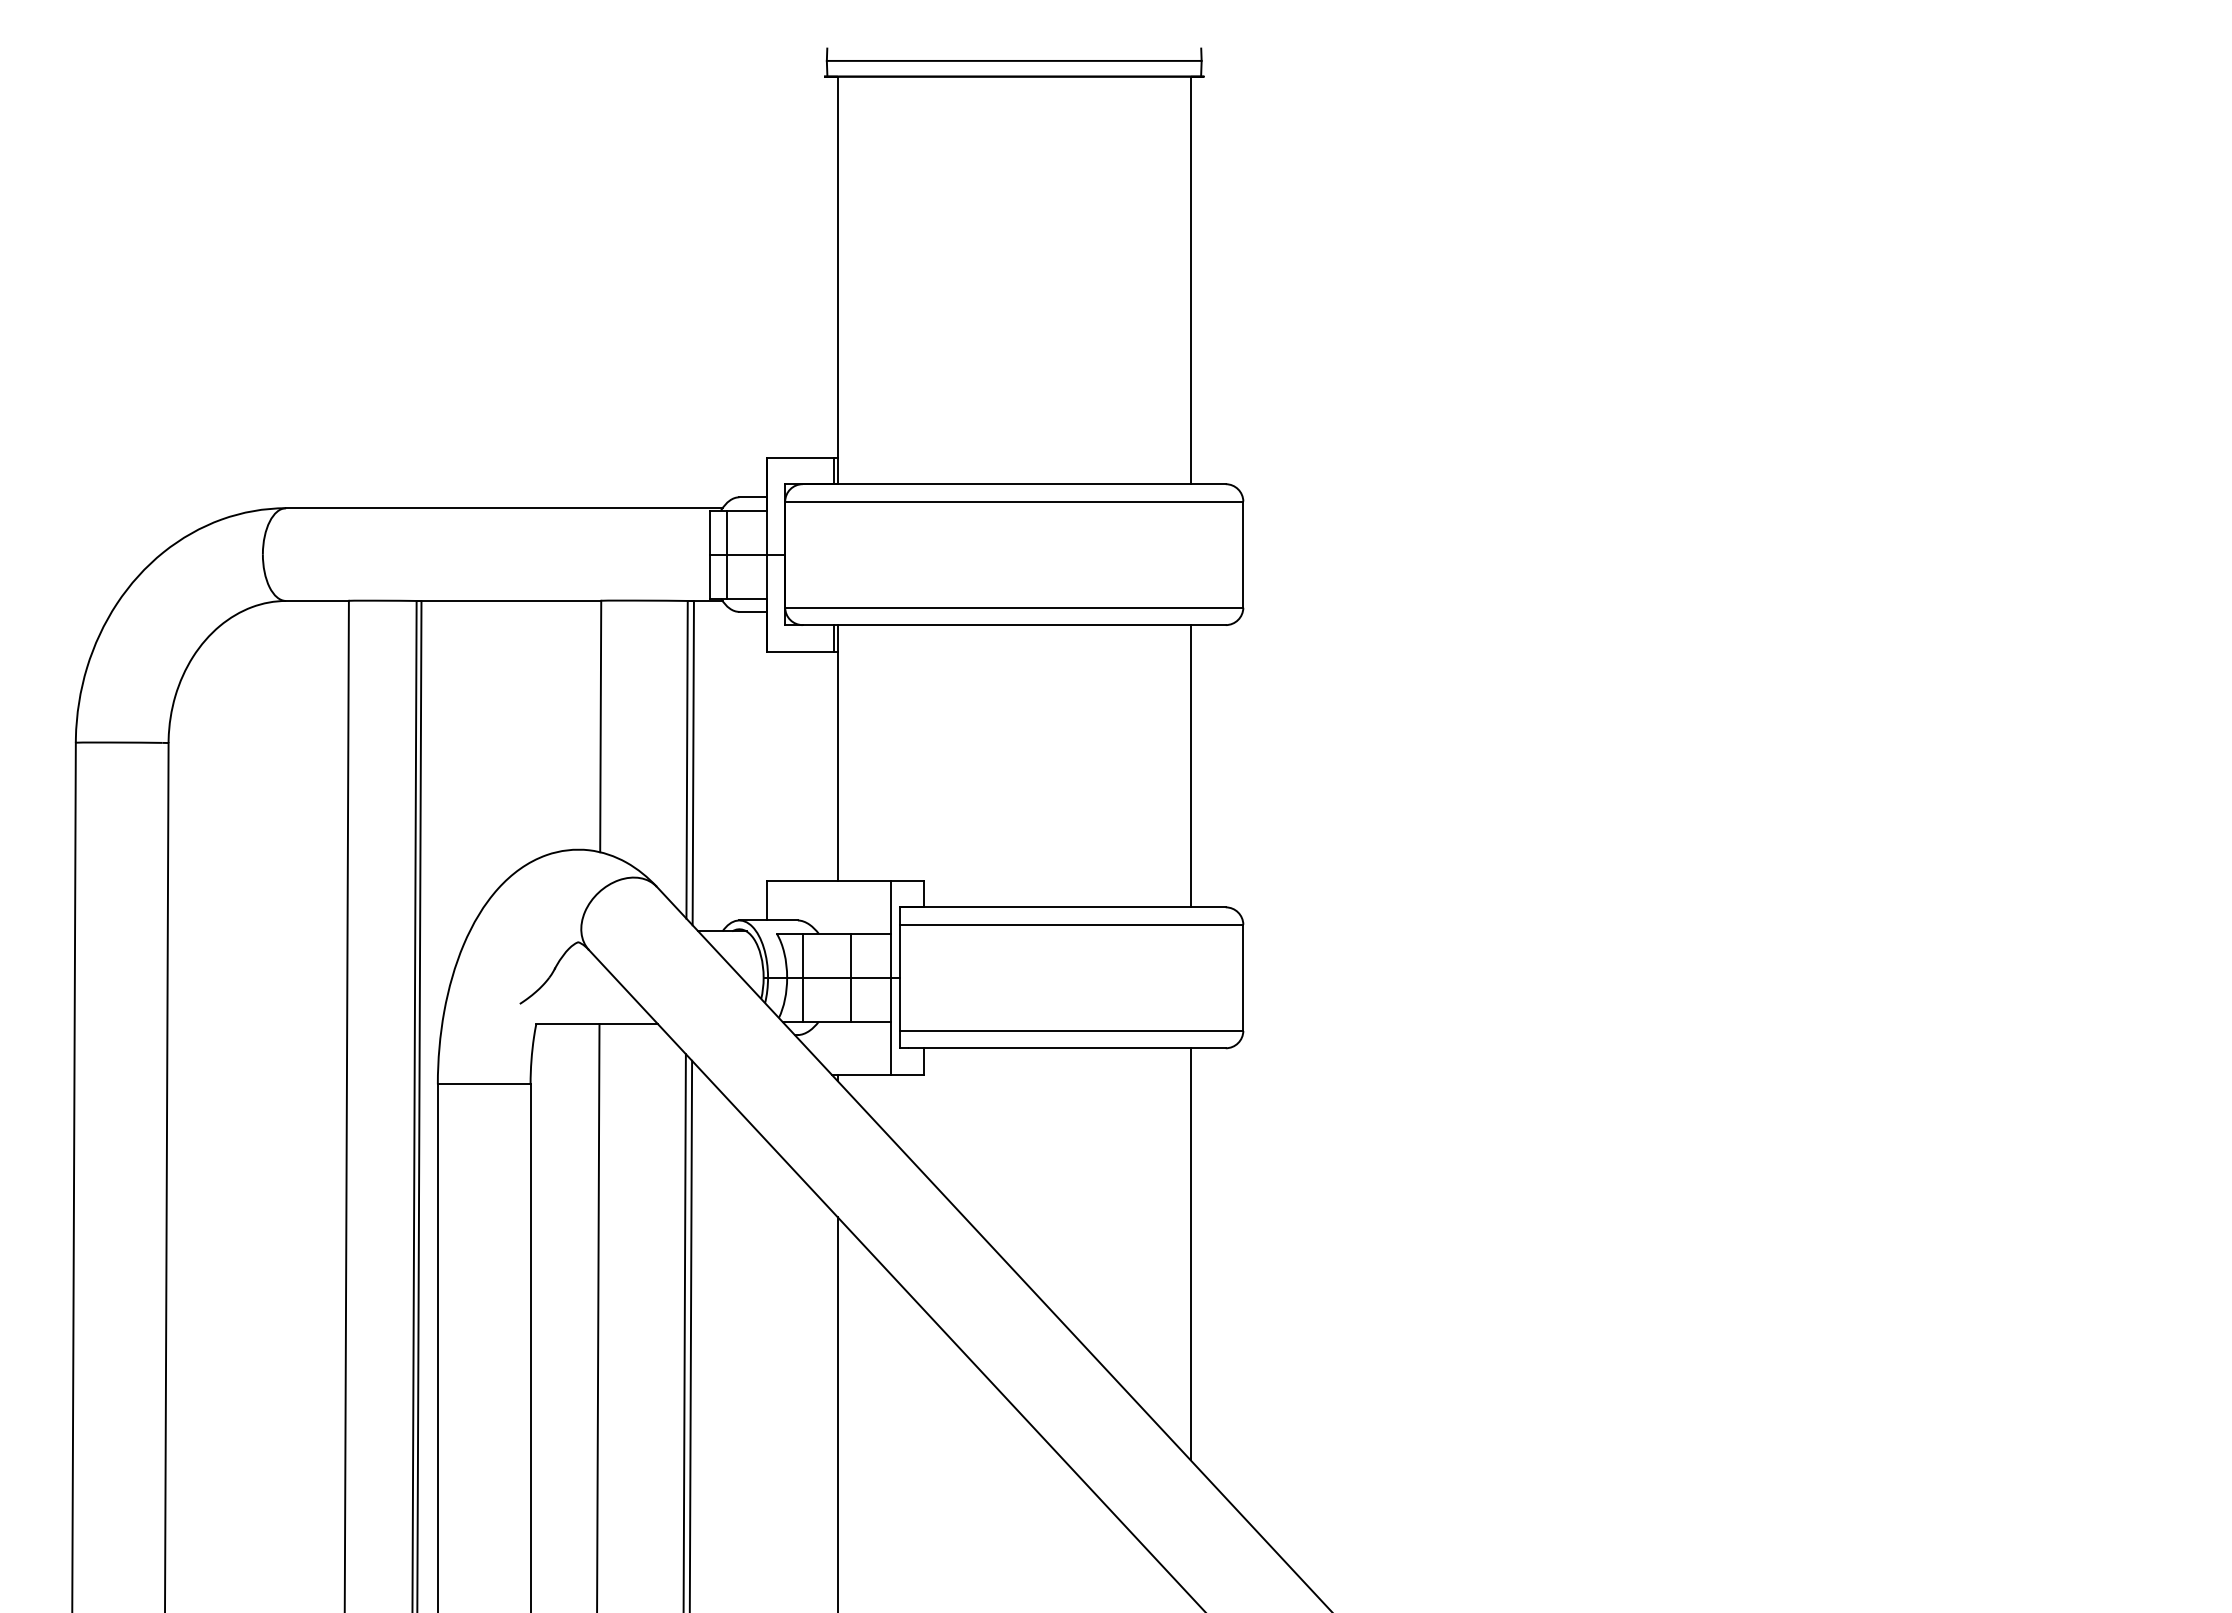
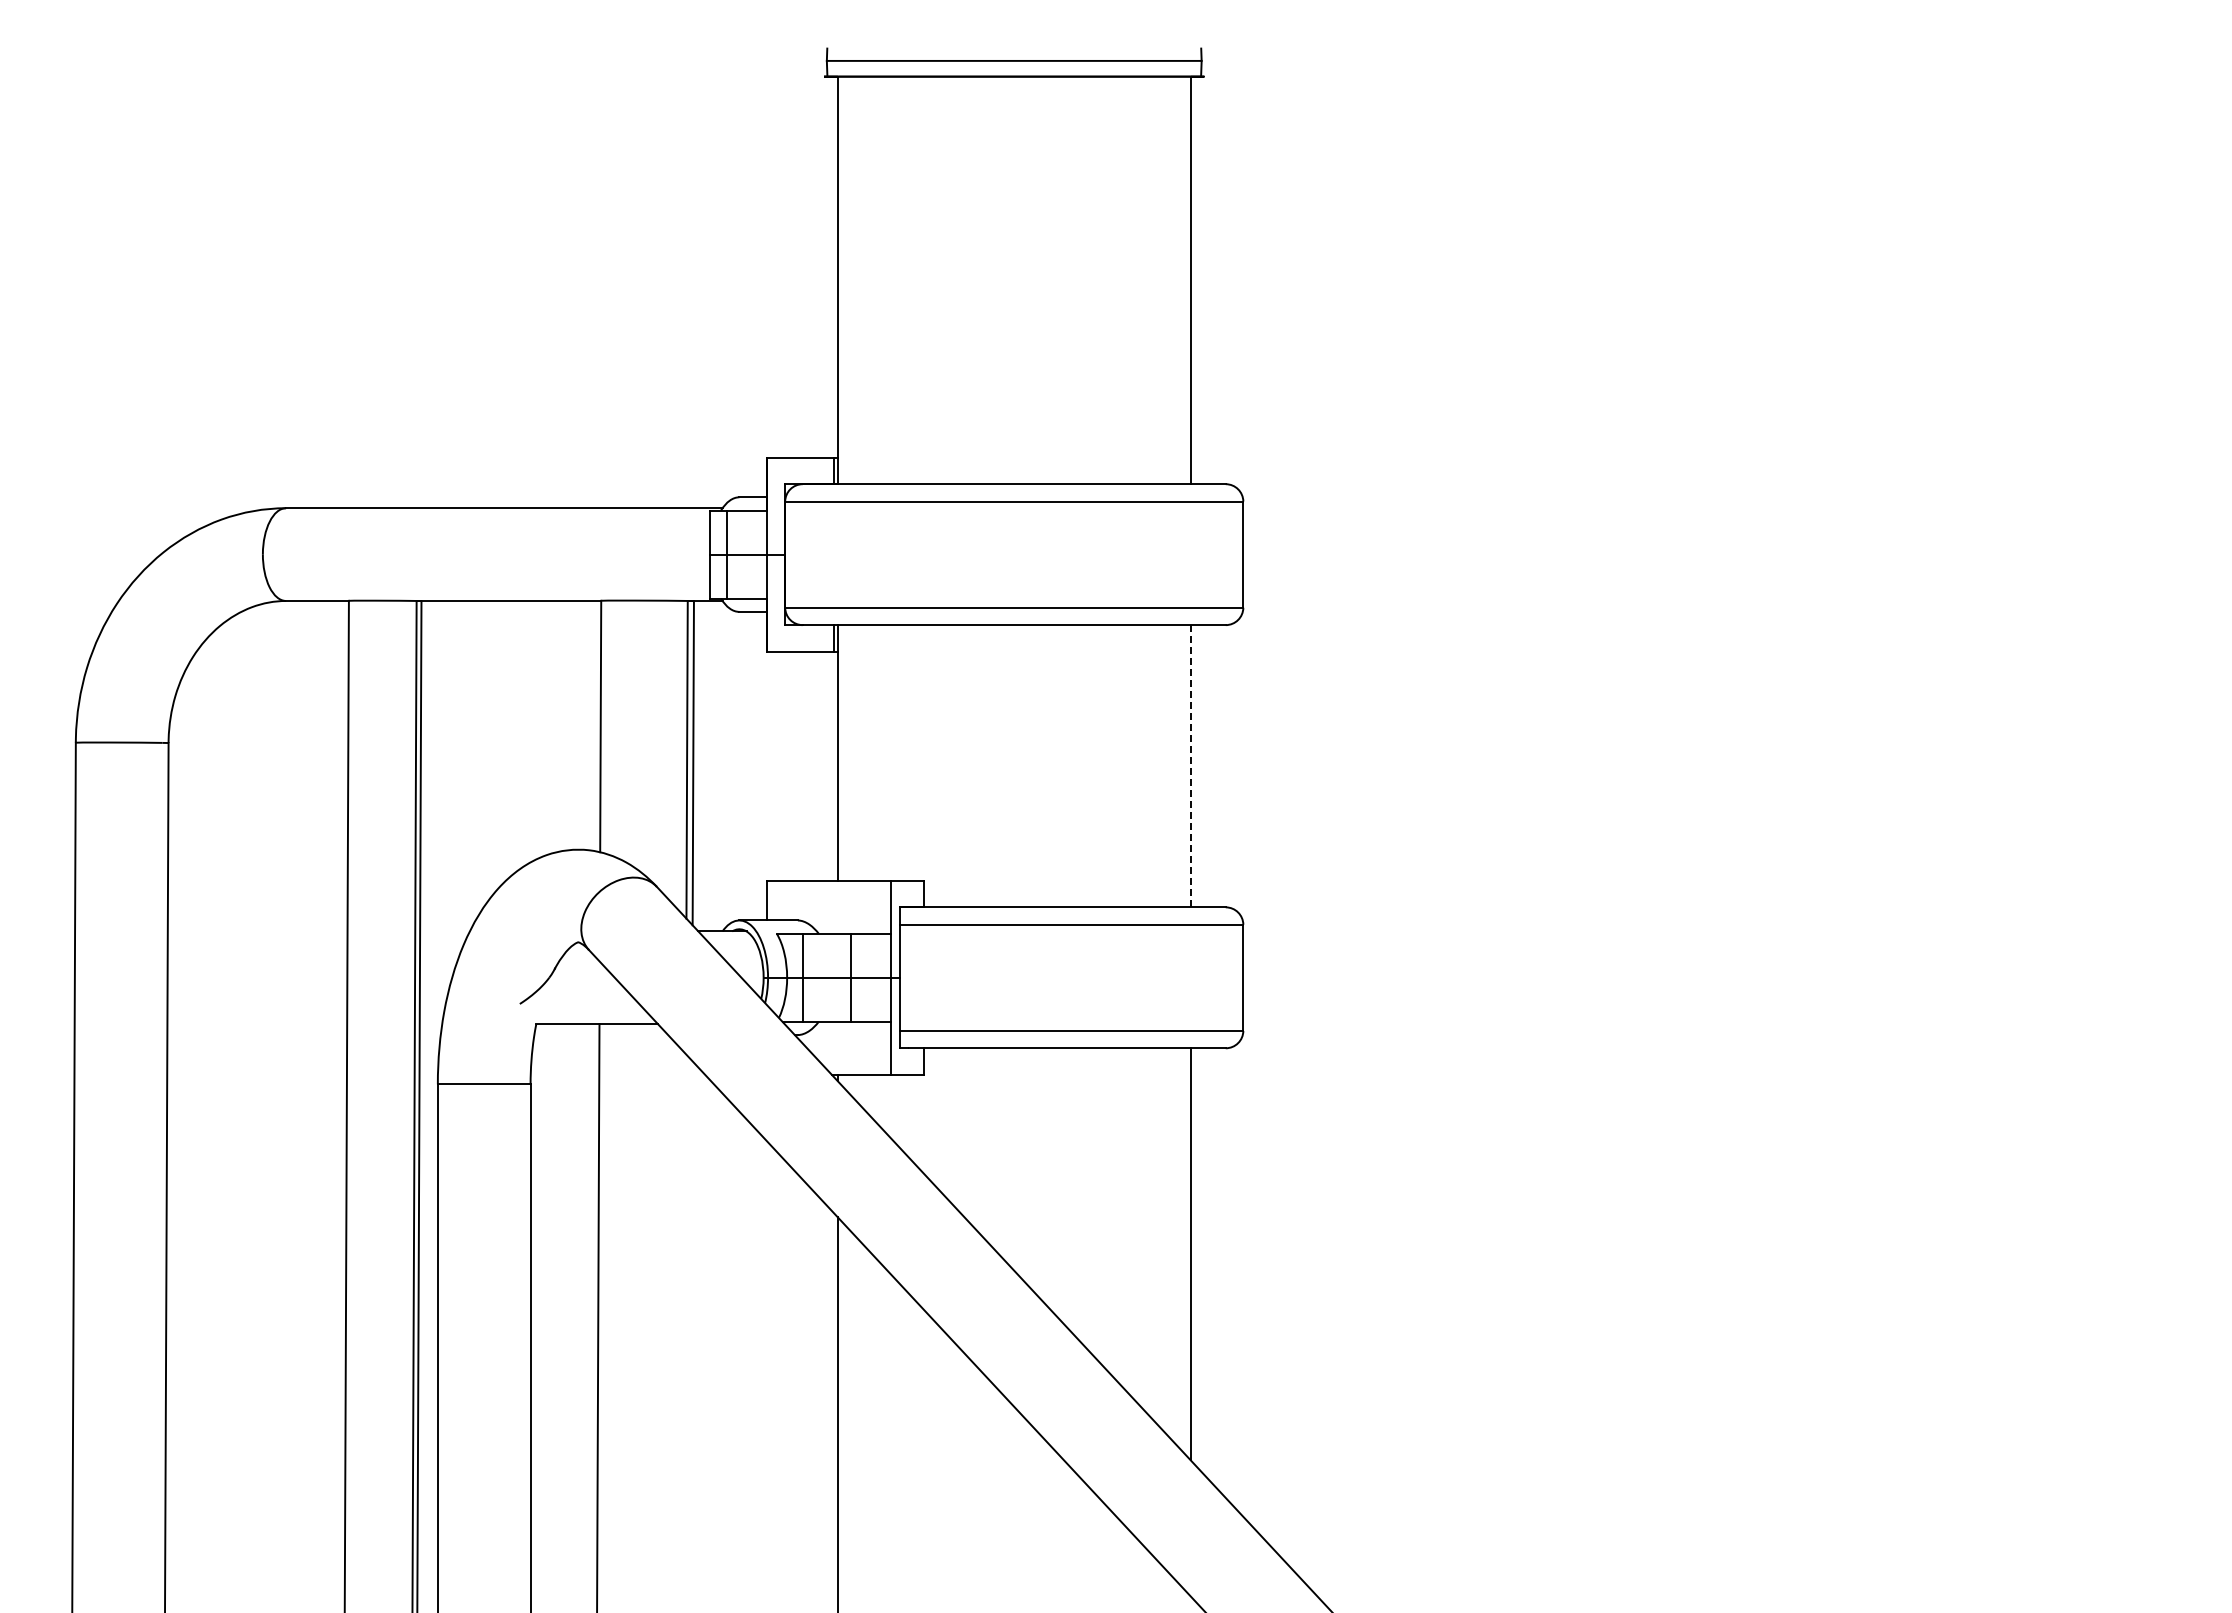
line: solid -> dashed (1190, 765)
line: present -> none (684, 1331)
line: present -> none (690, 1334)
